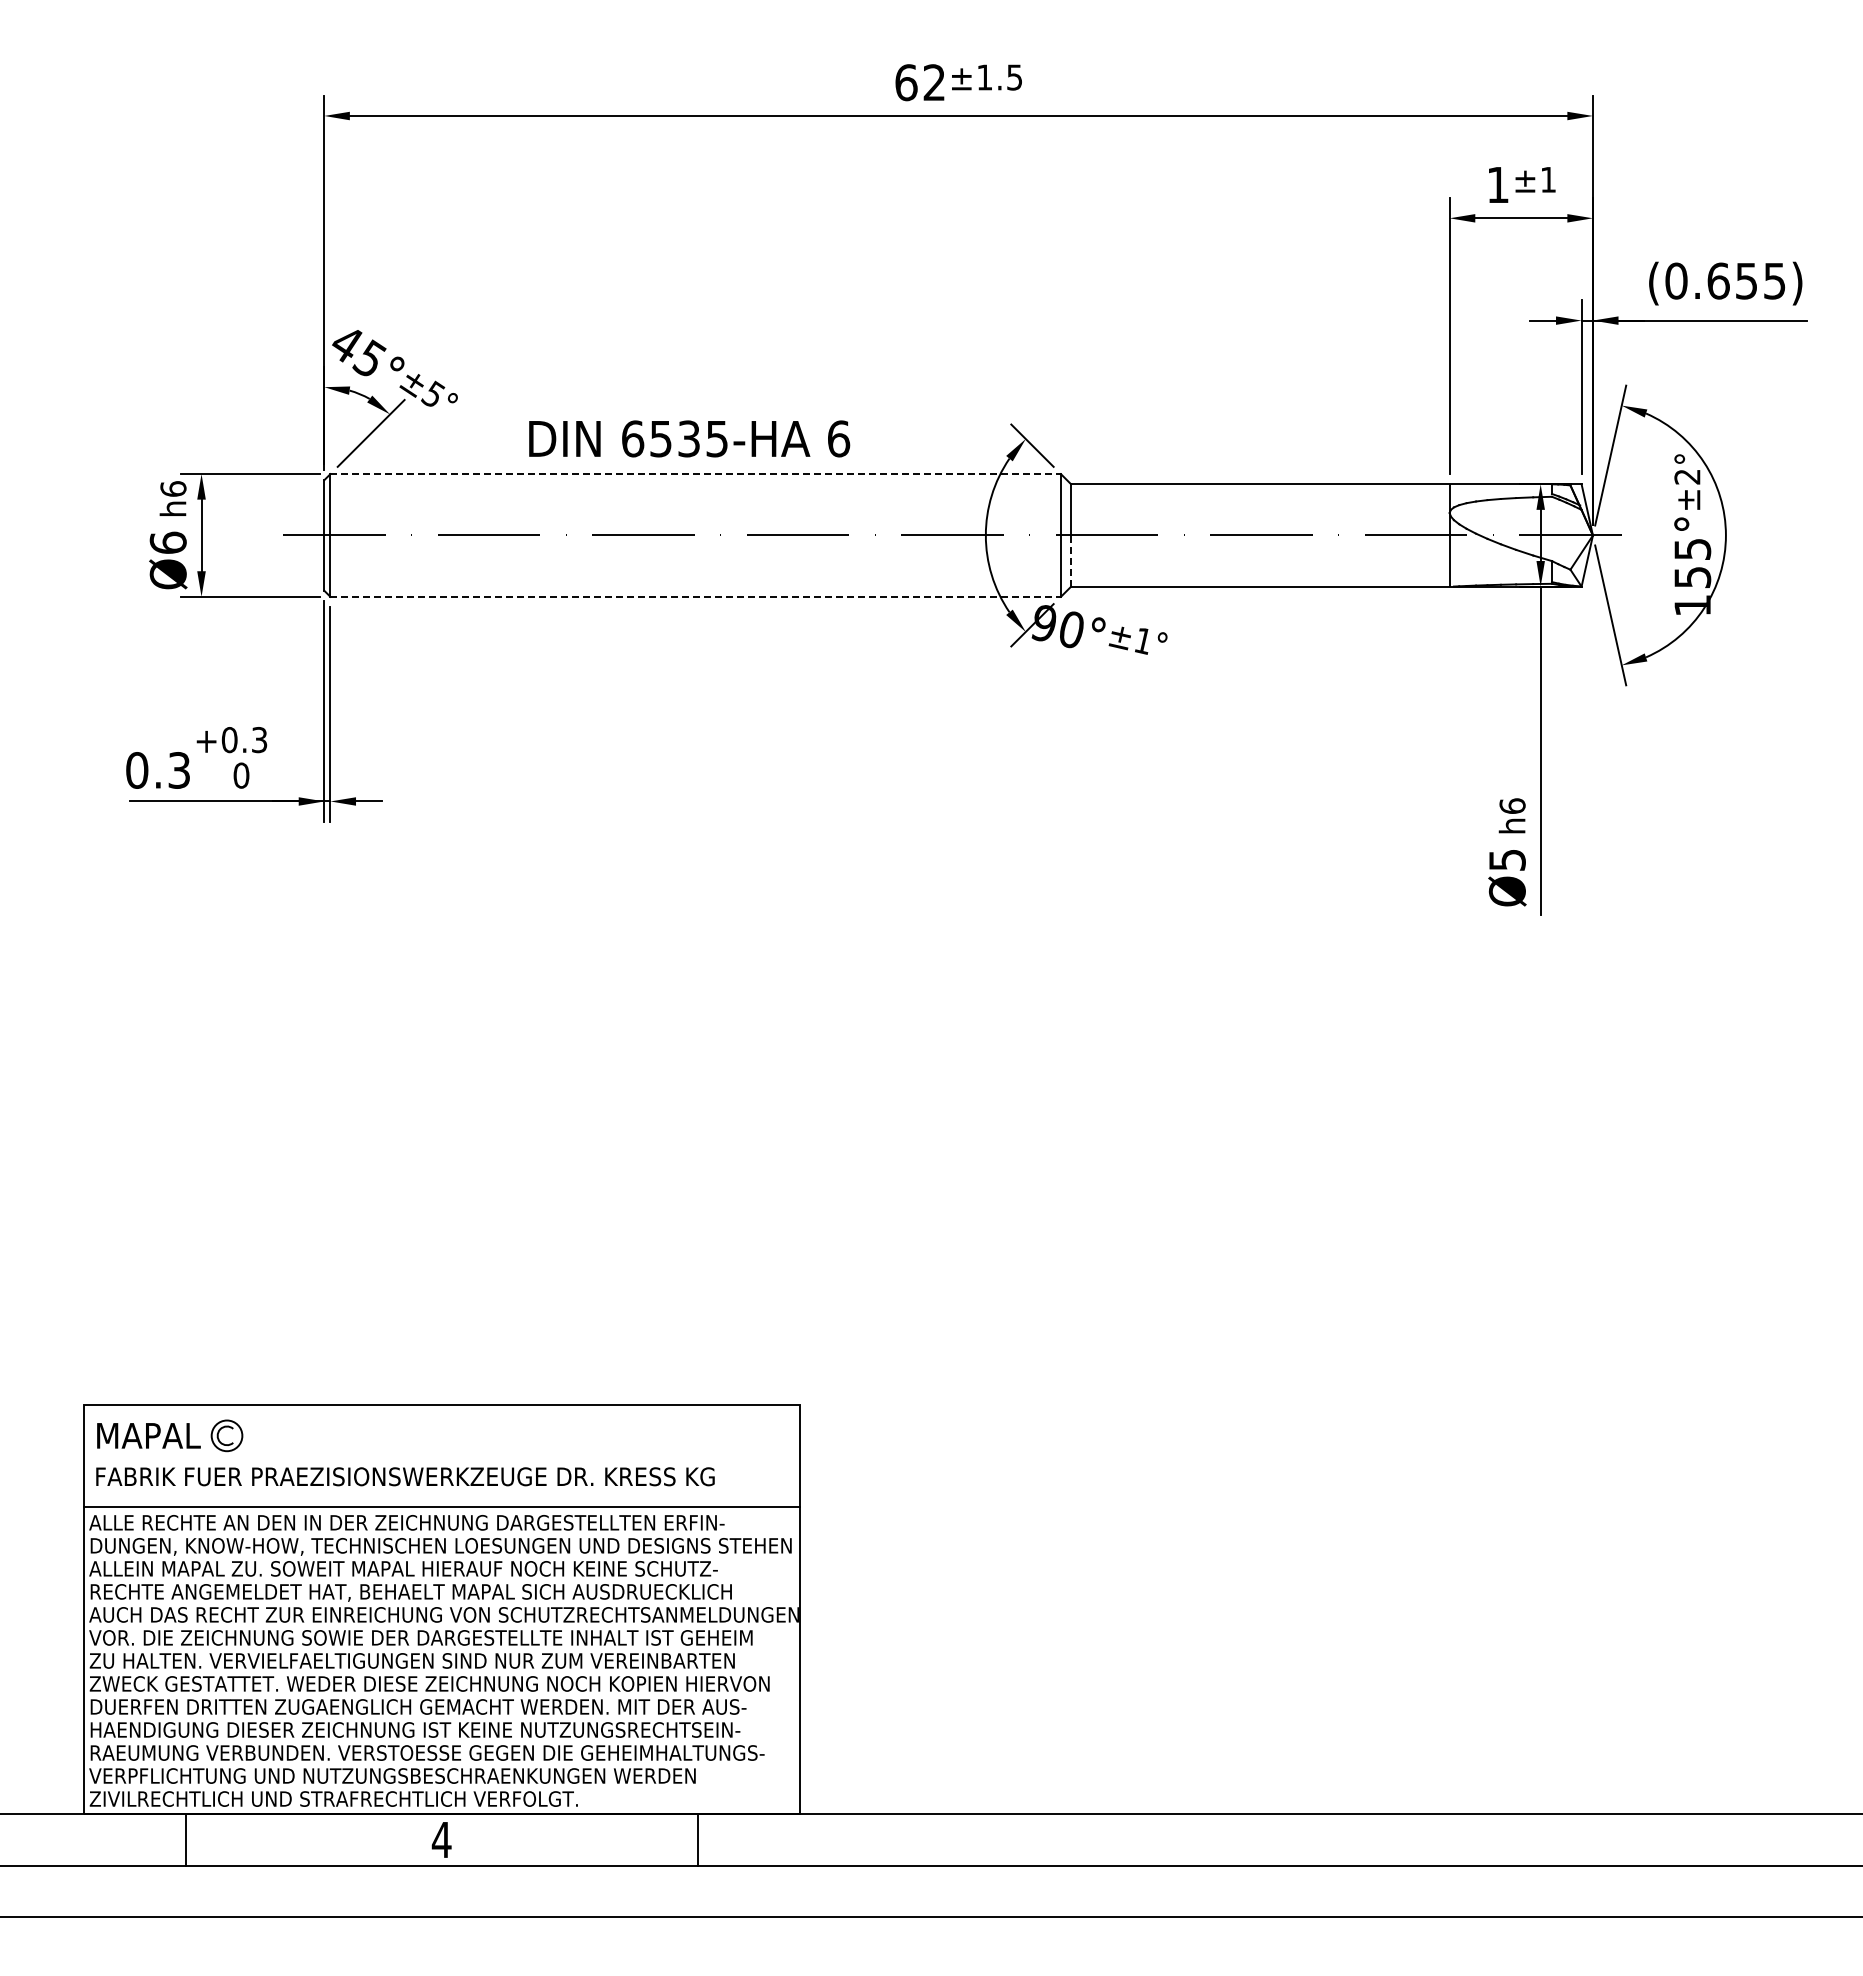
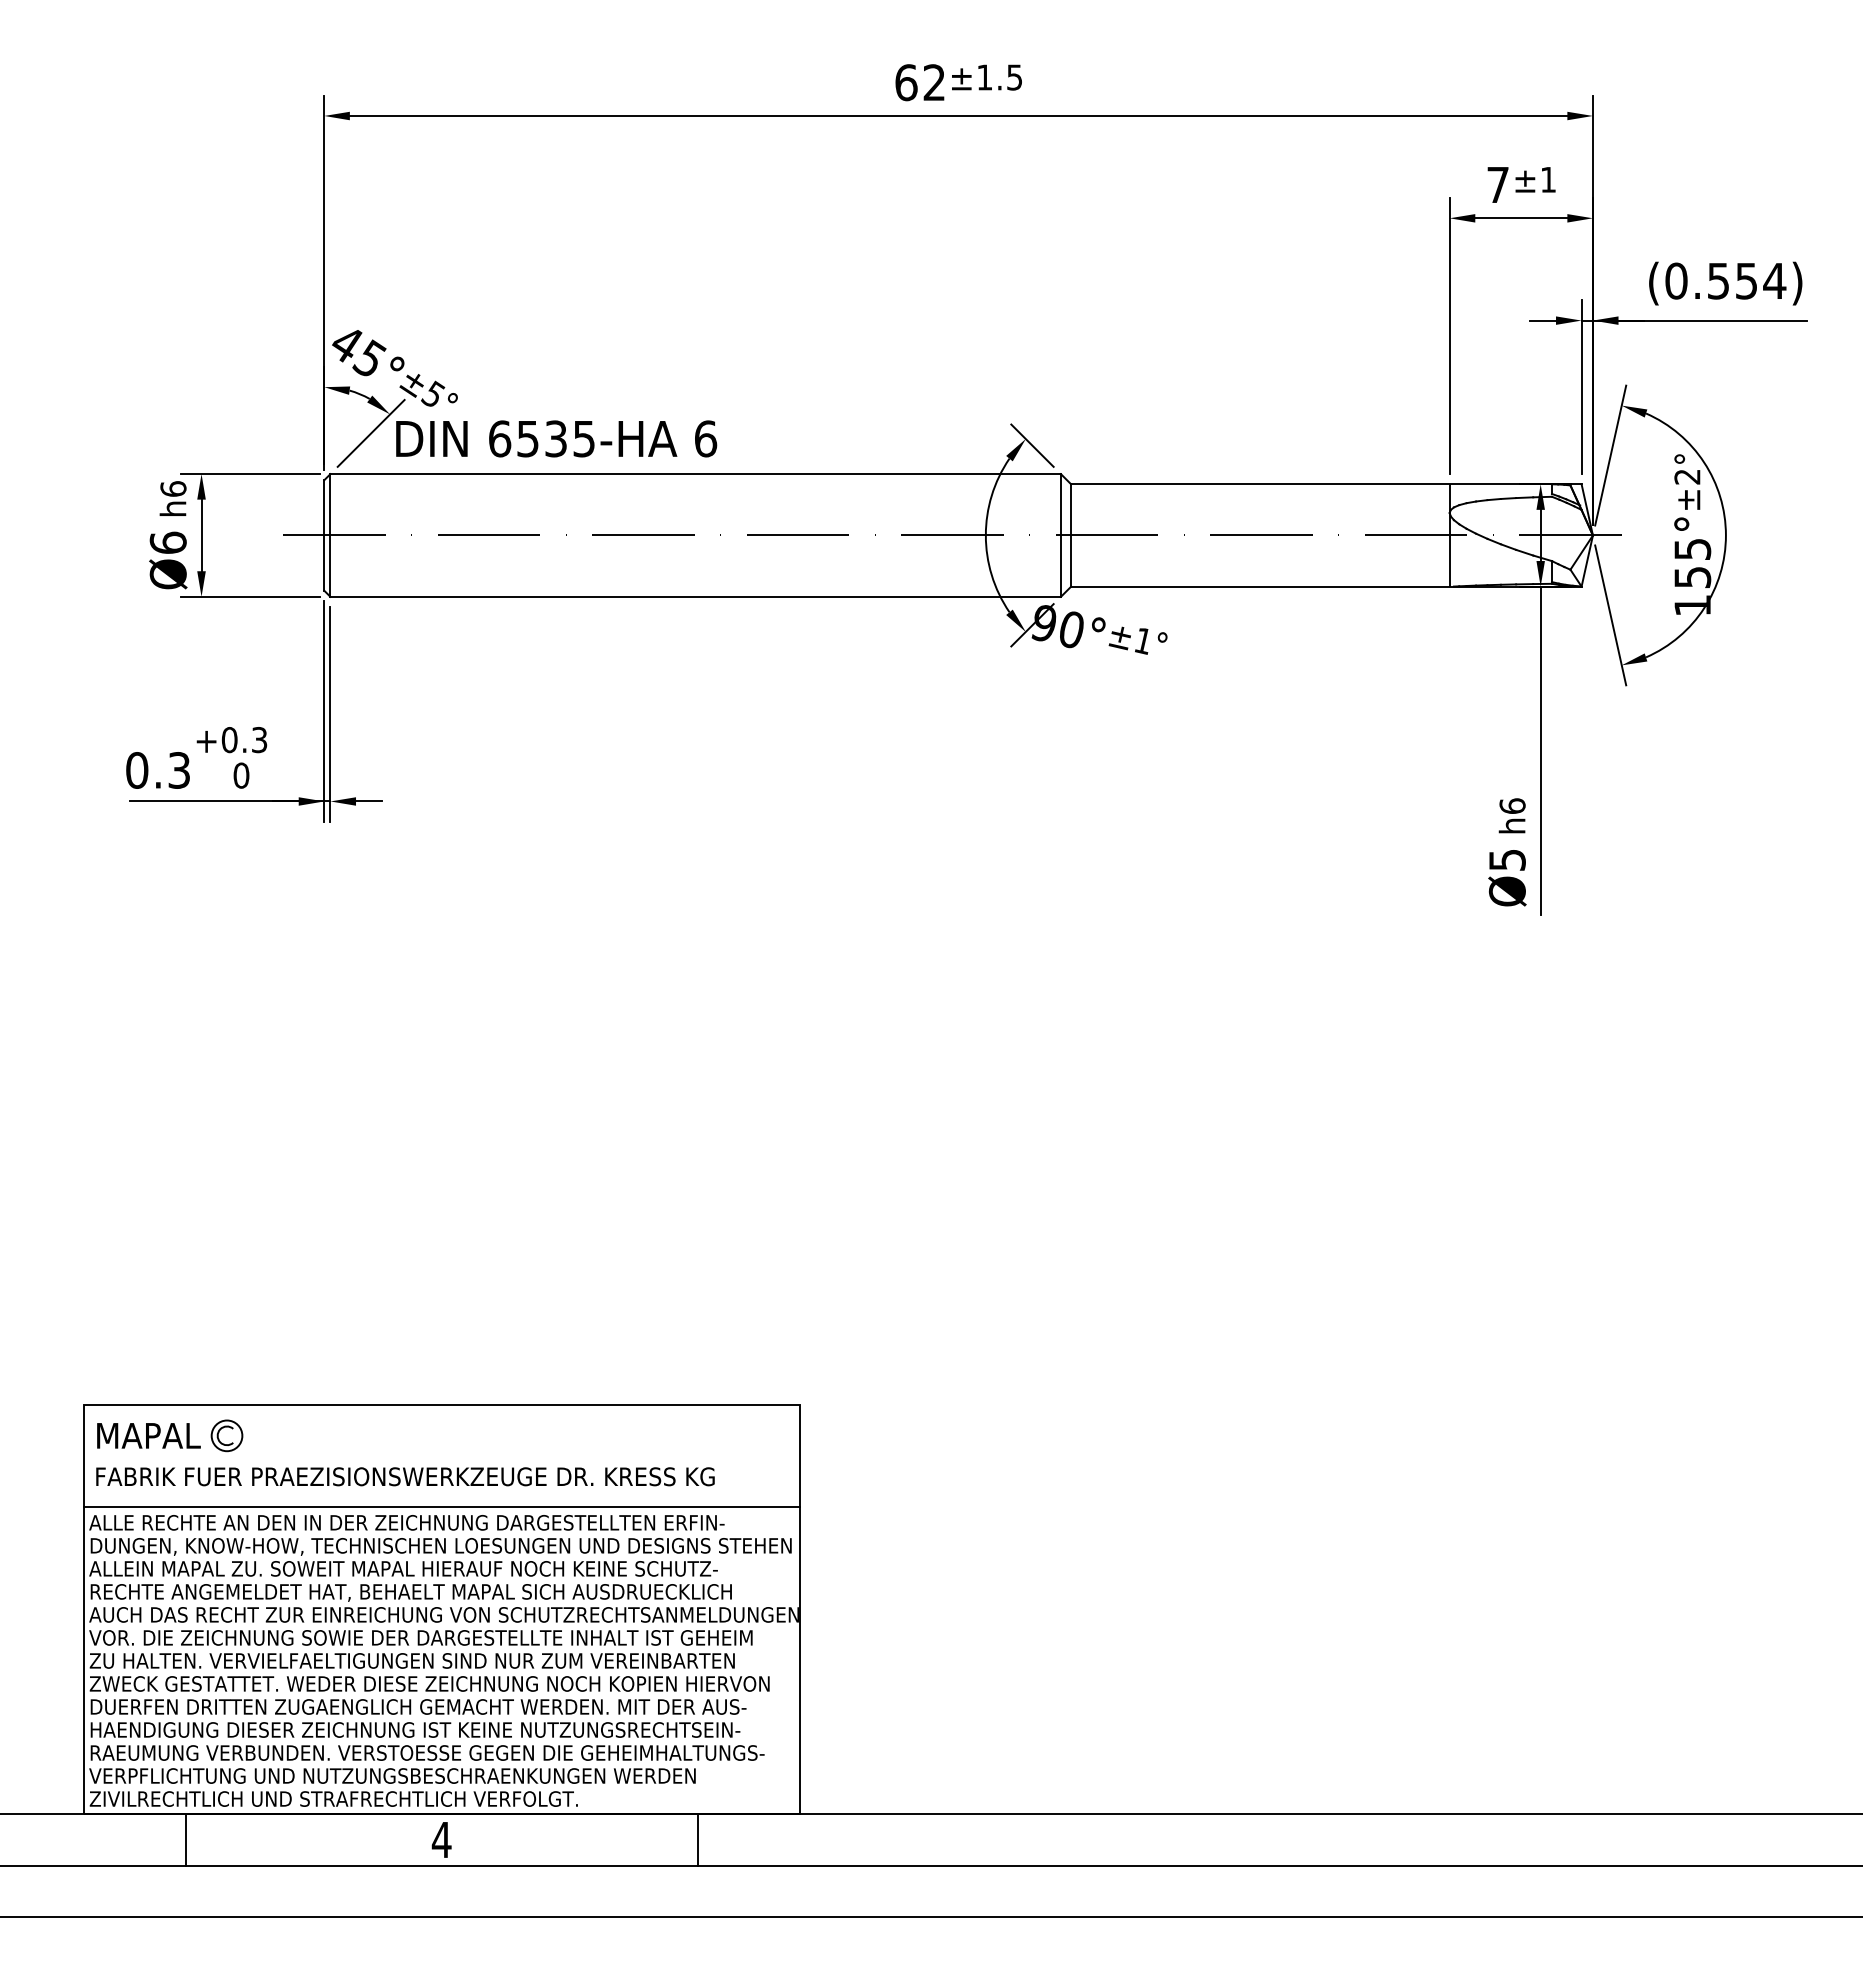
text: 1 -> 7 (1497, 184)
text: (0.655) -> (0.554) (1746, 280)
text position: (689, 438) -> (556, 438) (556, 438)
line: dashed -> solid (696, 474)
line: dashed -> solid (1071, 561)
line: dashed -> solid (696, 596)
